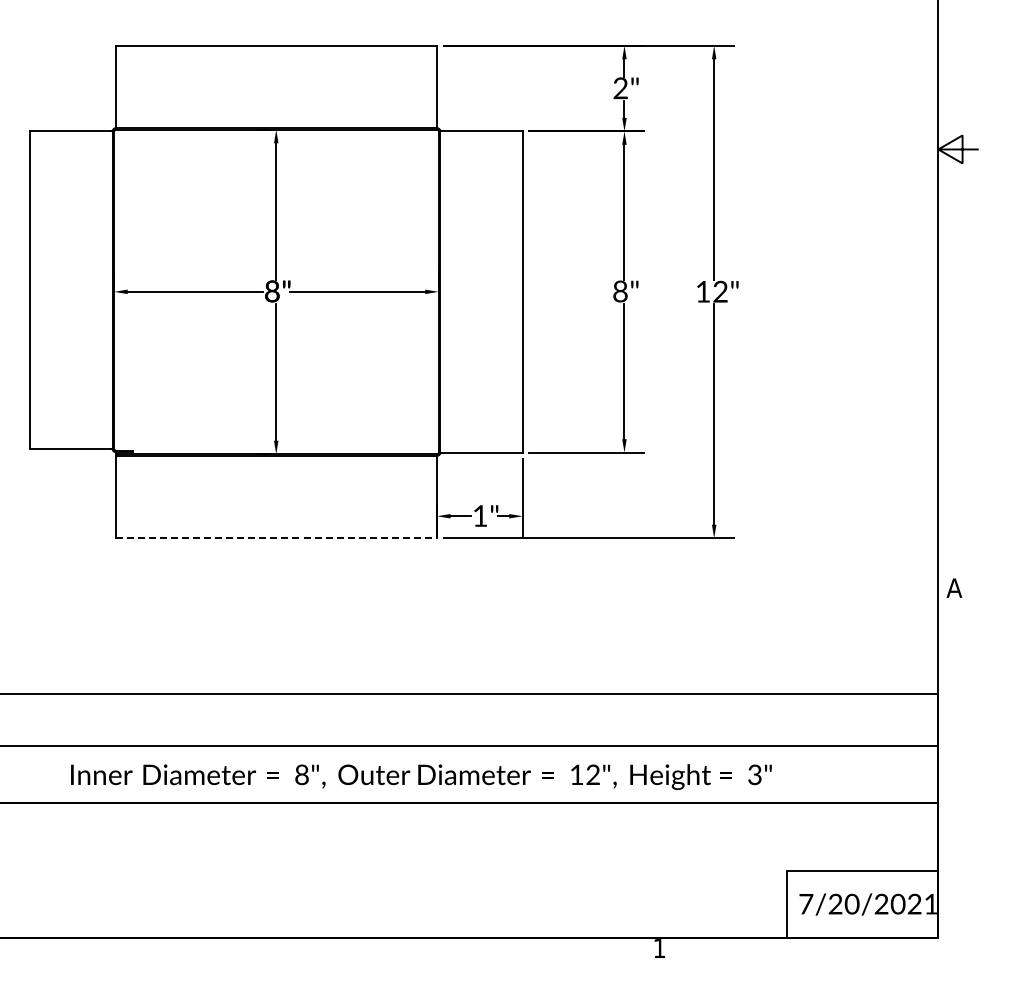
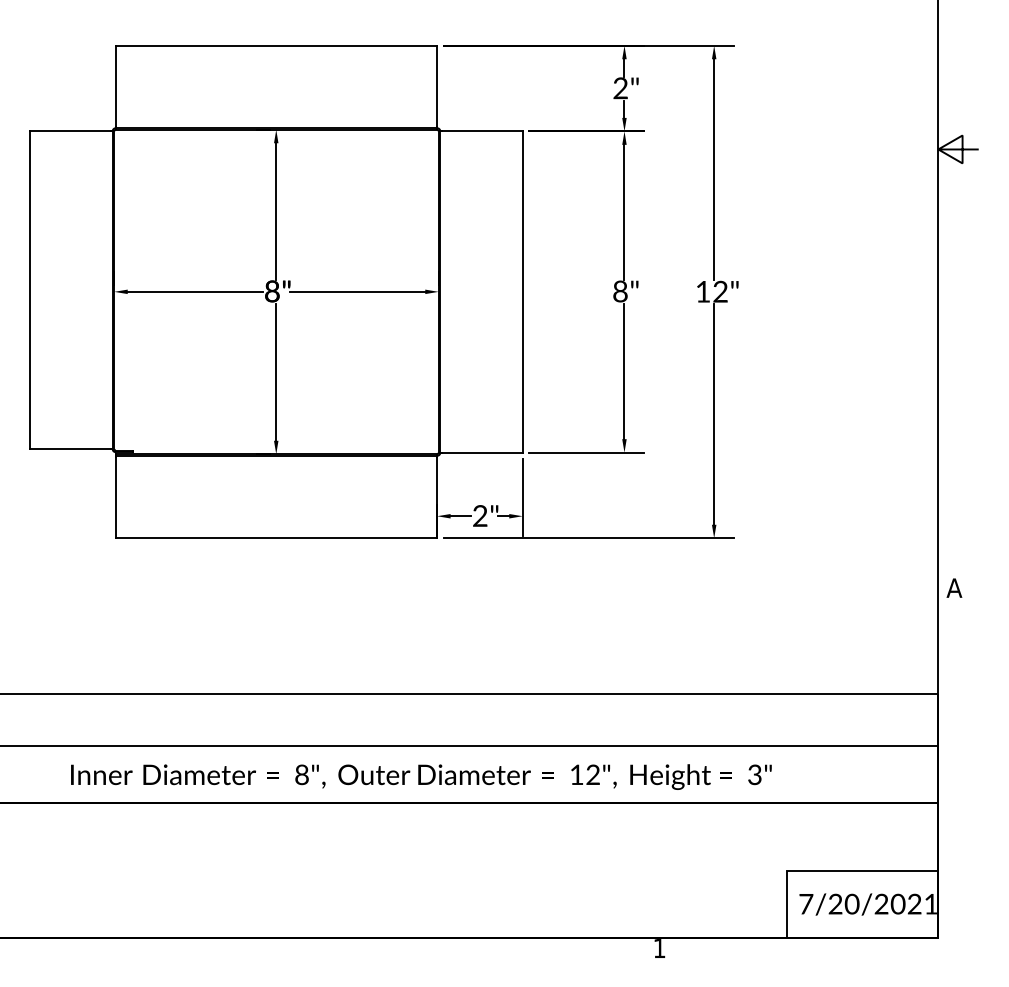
text: 1" -> 2" (480, 515)
line: dashed -> solid (276, 538)
